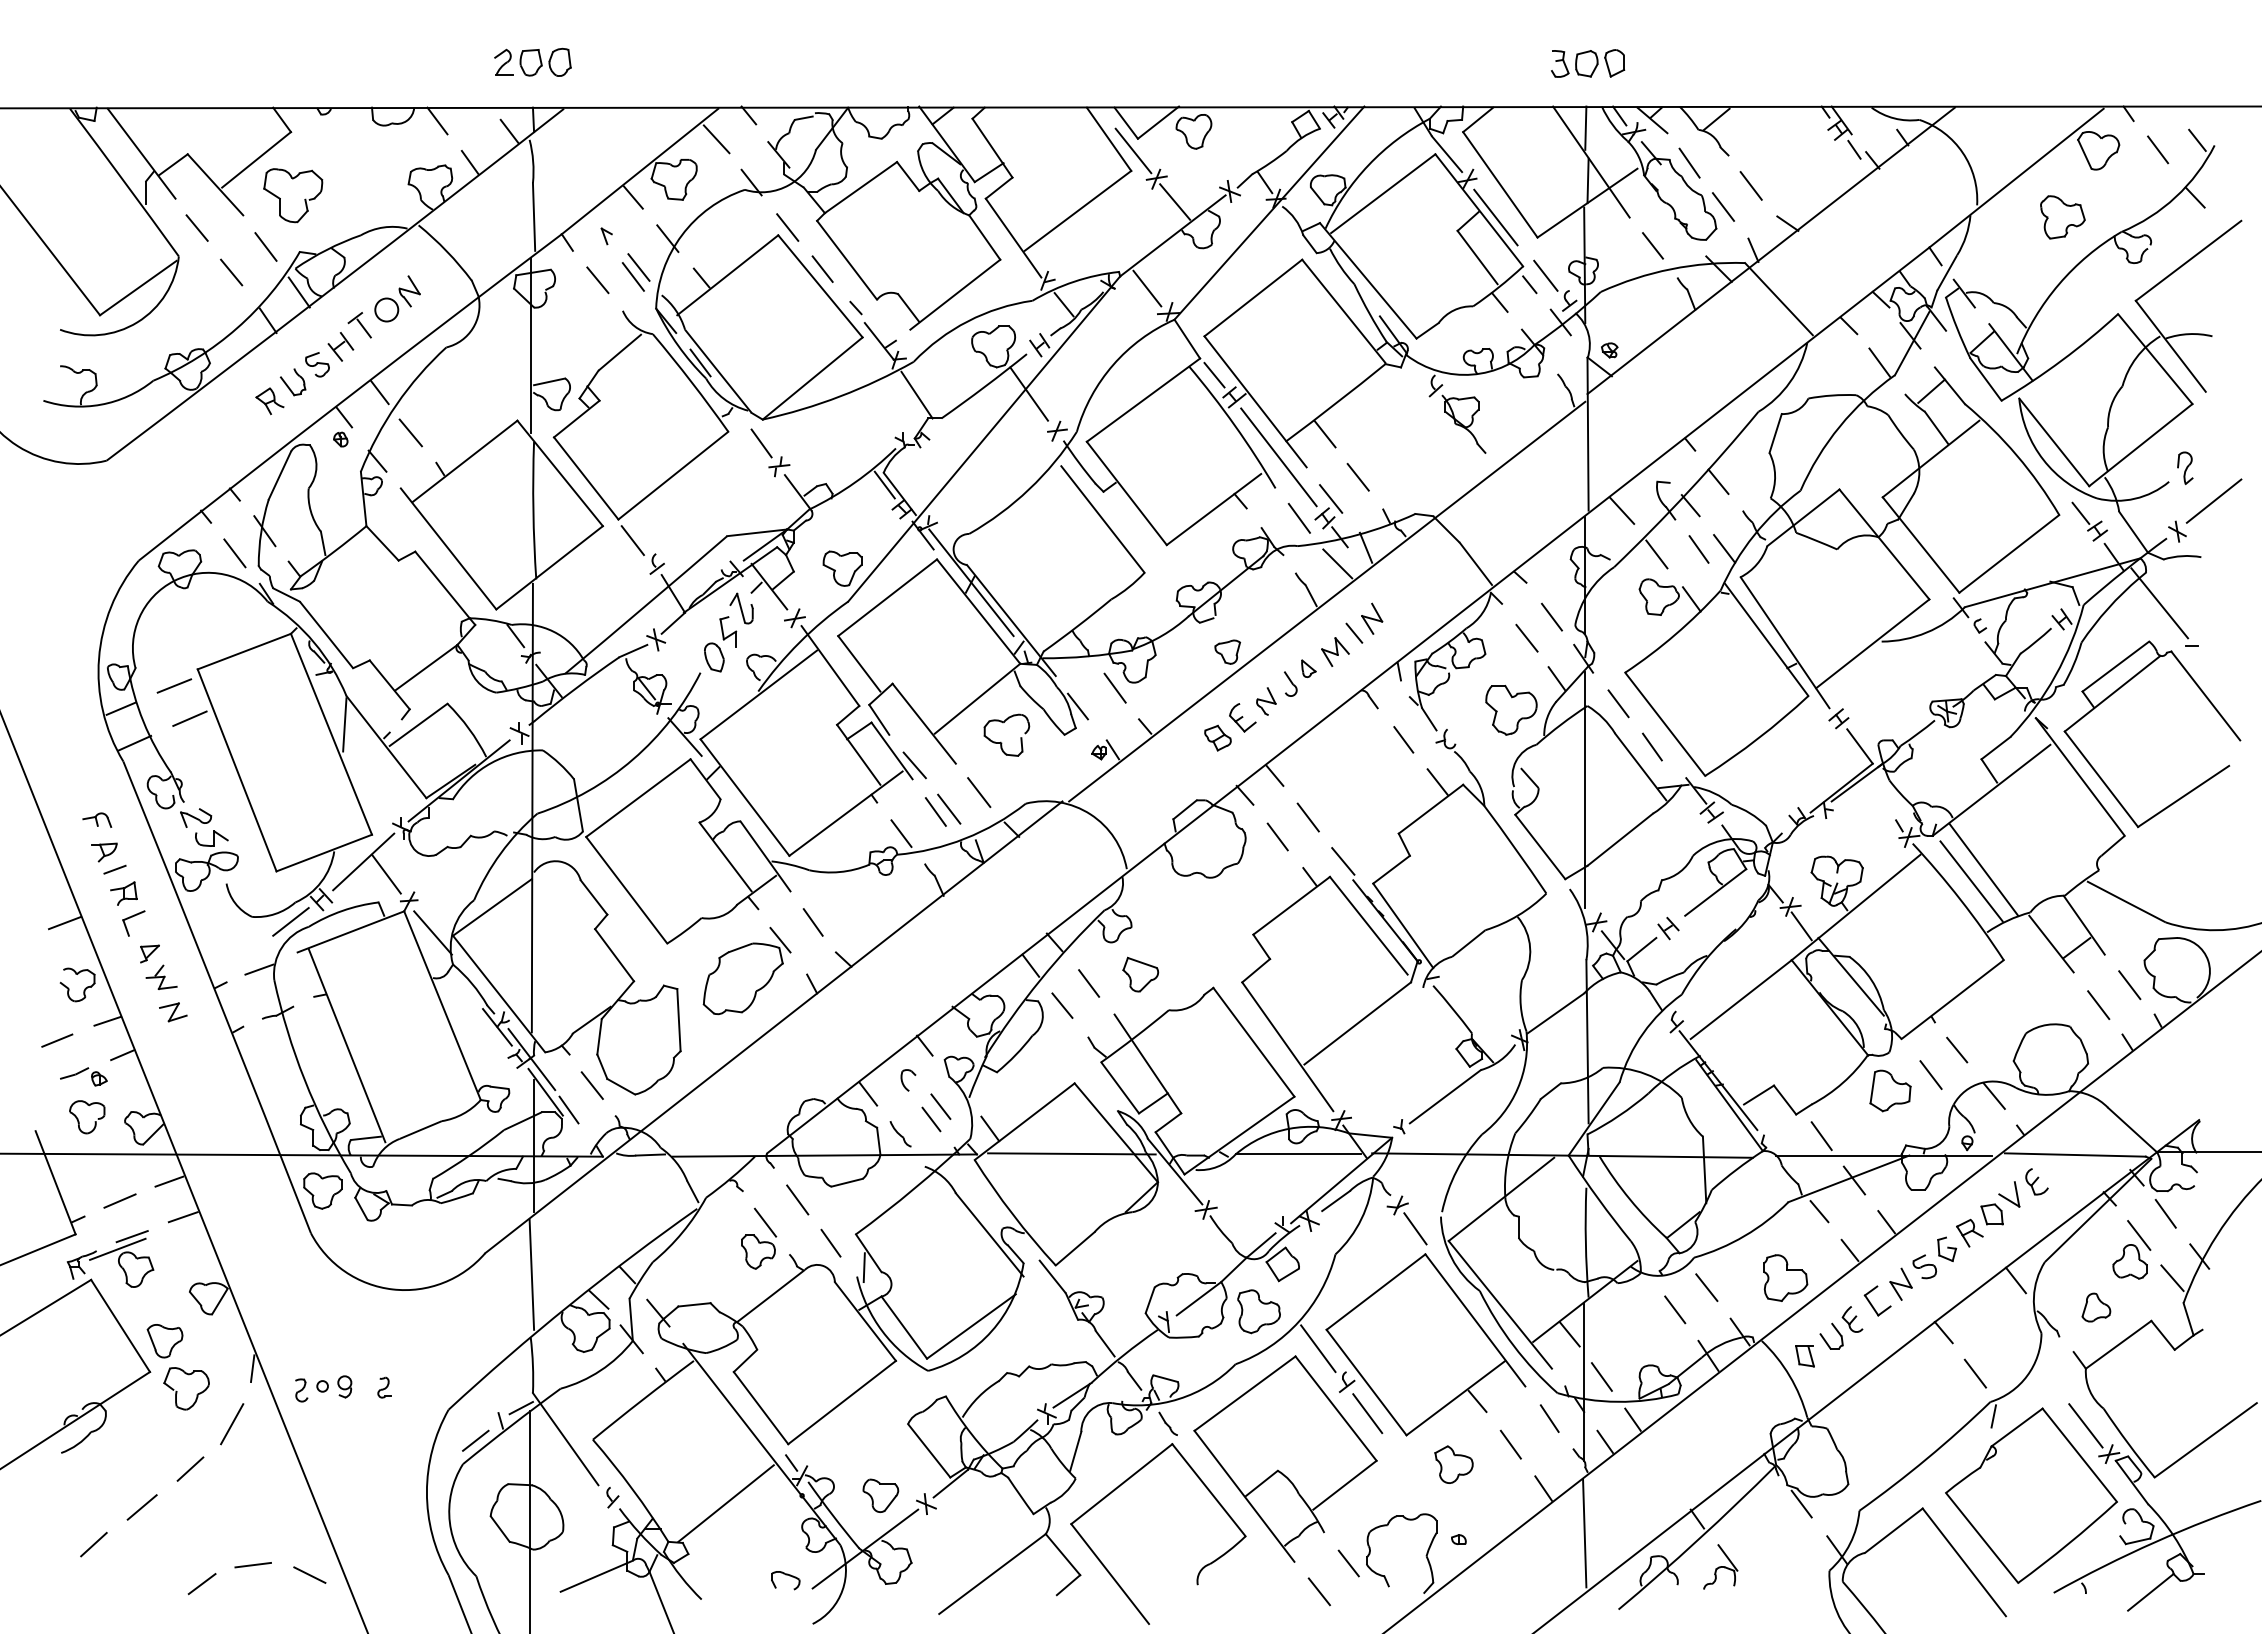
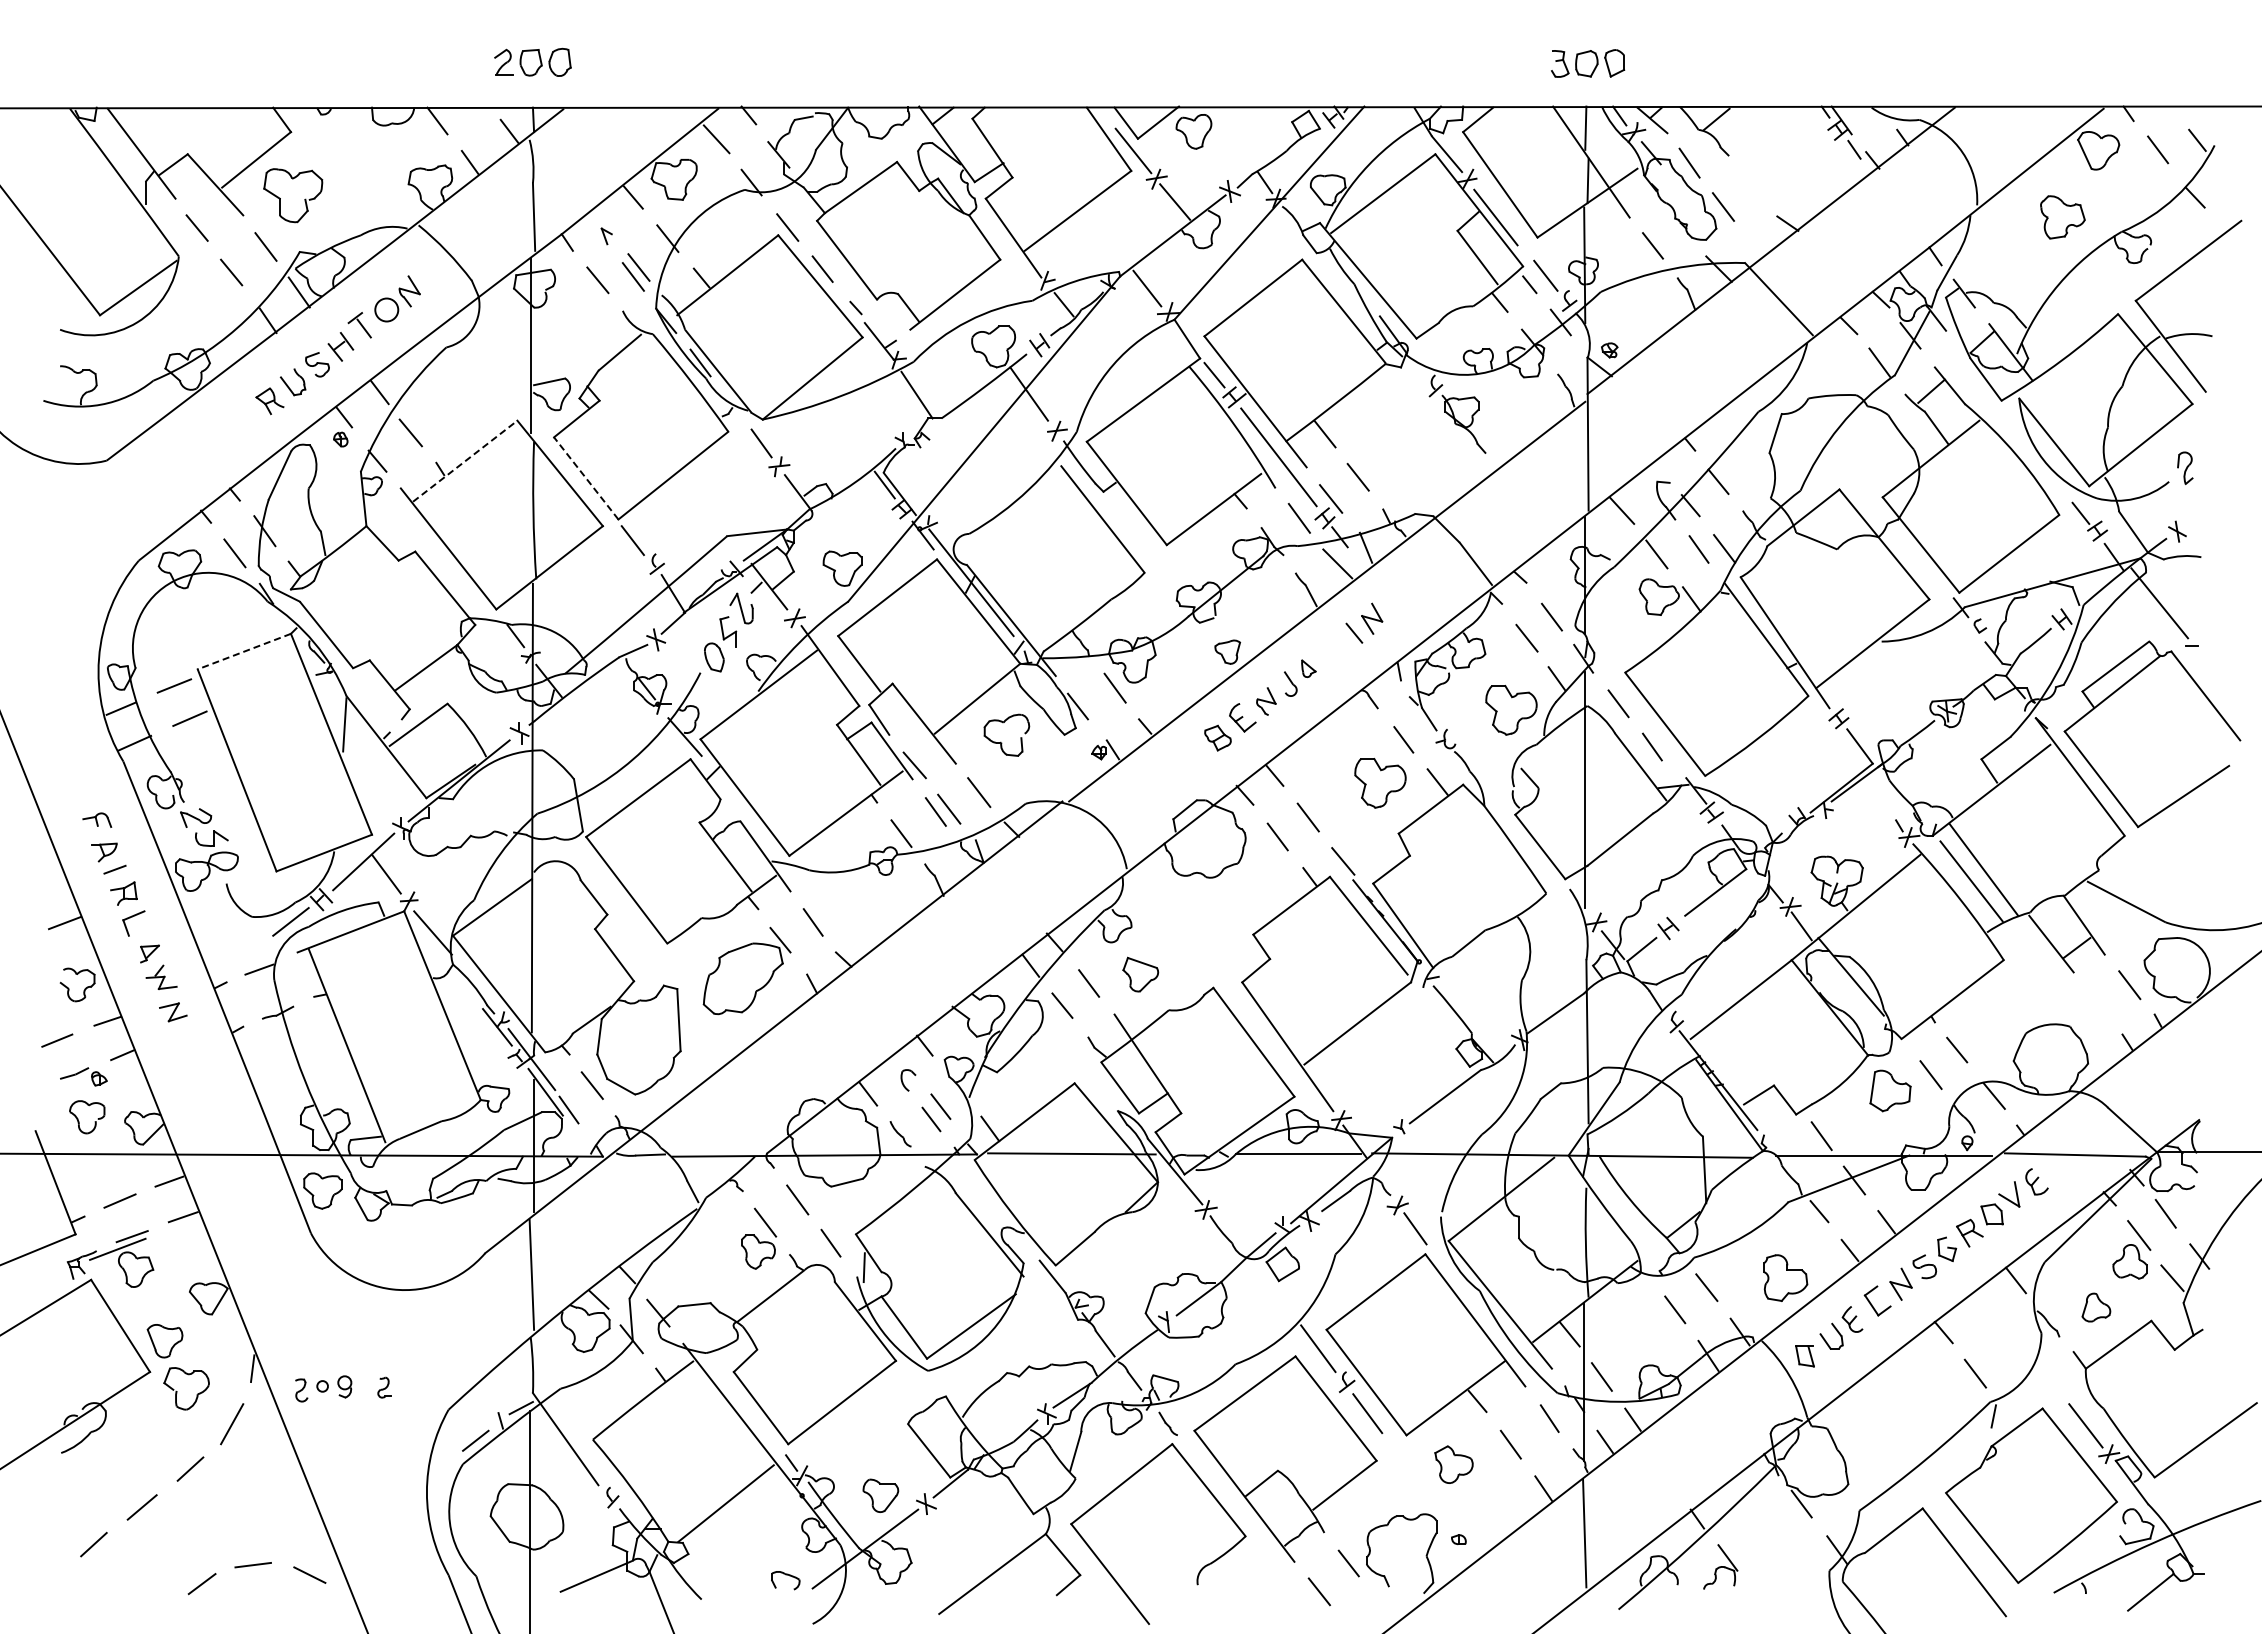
line: present -> none (1750, 185)
line: present -> none (1753, 249)
line: solid -> dashed (465, 460)
line: solid -> dashed (585, 478)
line: present -> none (2213, 500)
line: solid -> dashed (244, 651)
part: present -> none (1335, 651)
part: none -> present (1380, 783)
line: present -> none (2098, 1005)
part: present -> none (1258, 1311)
